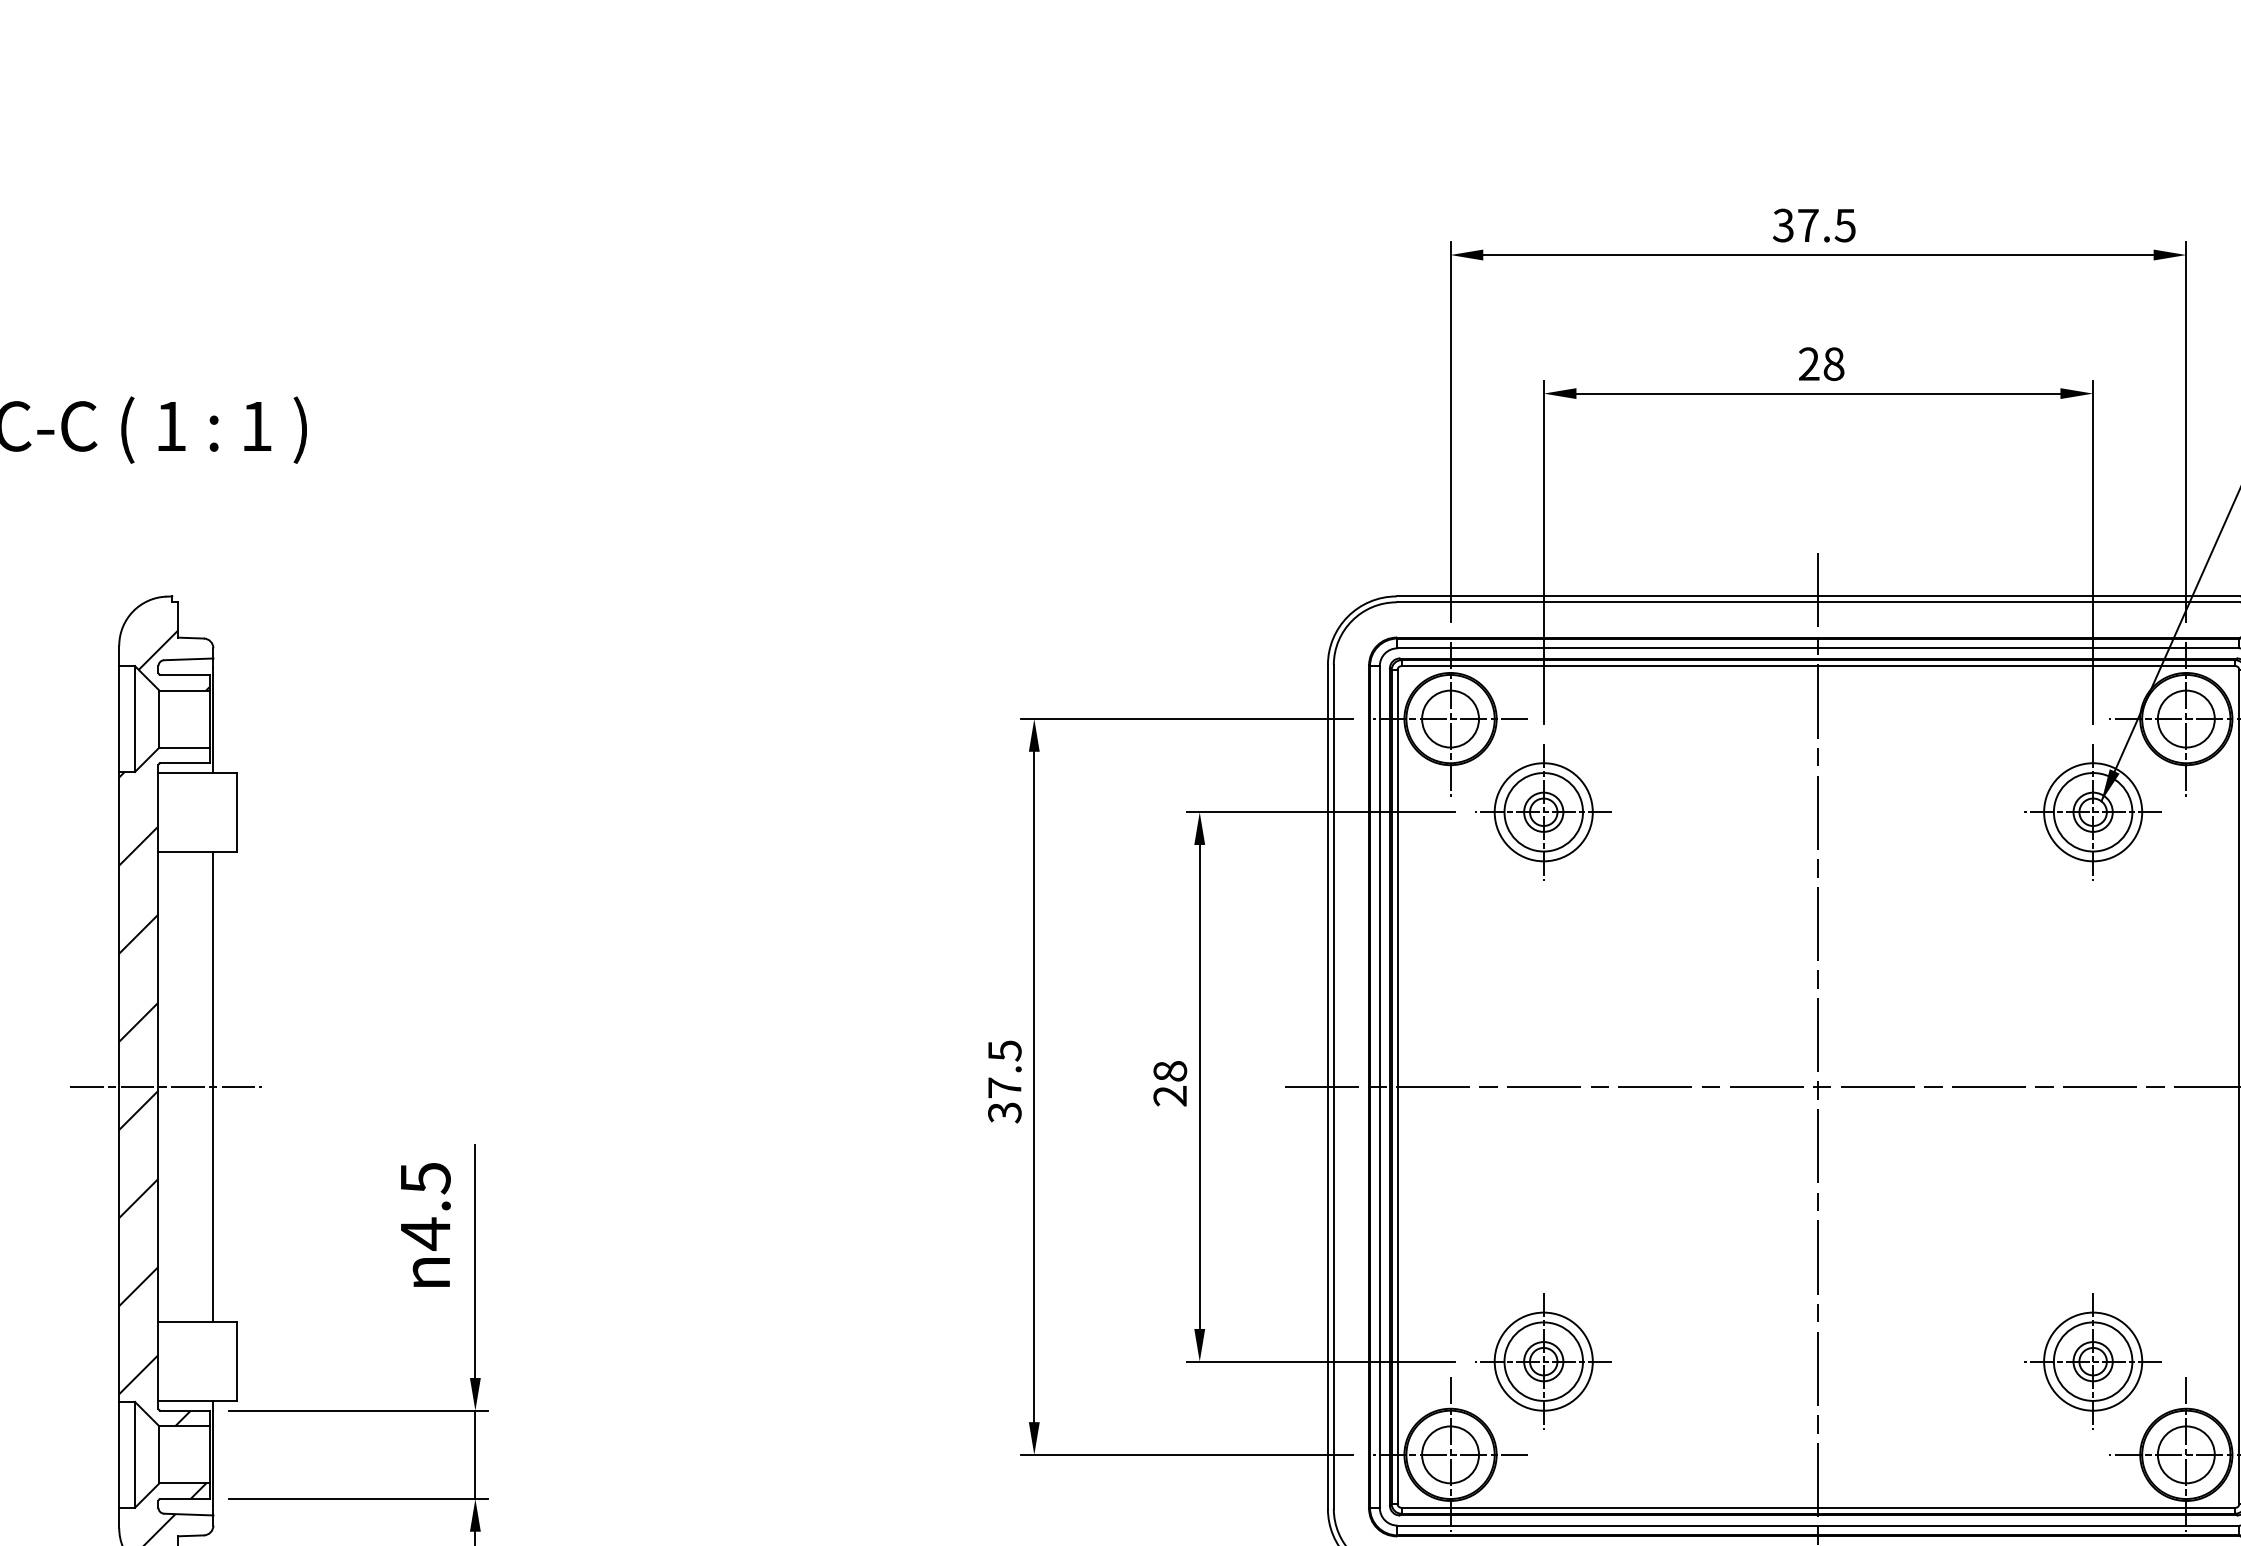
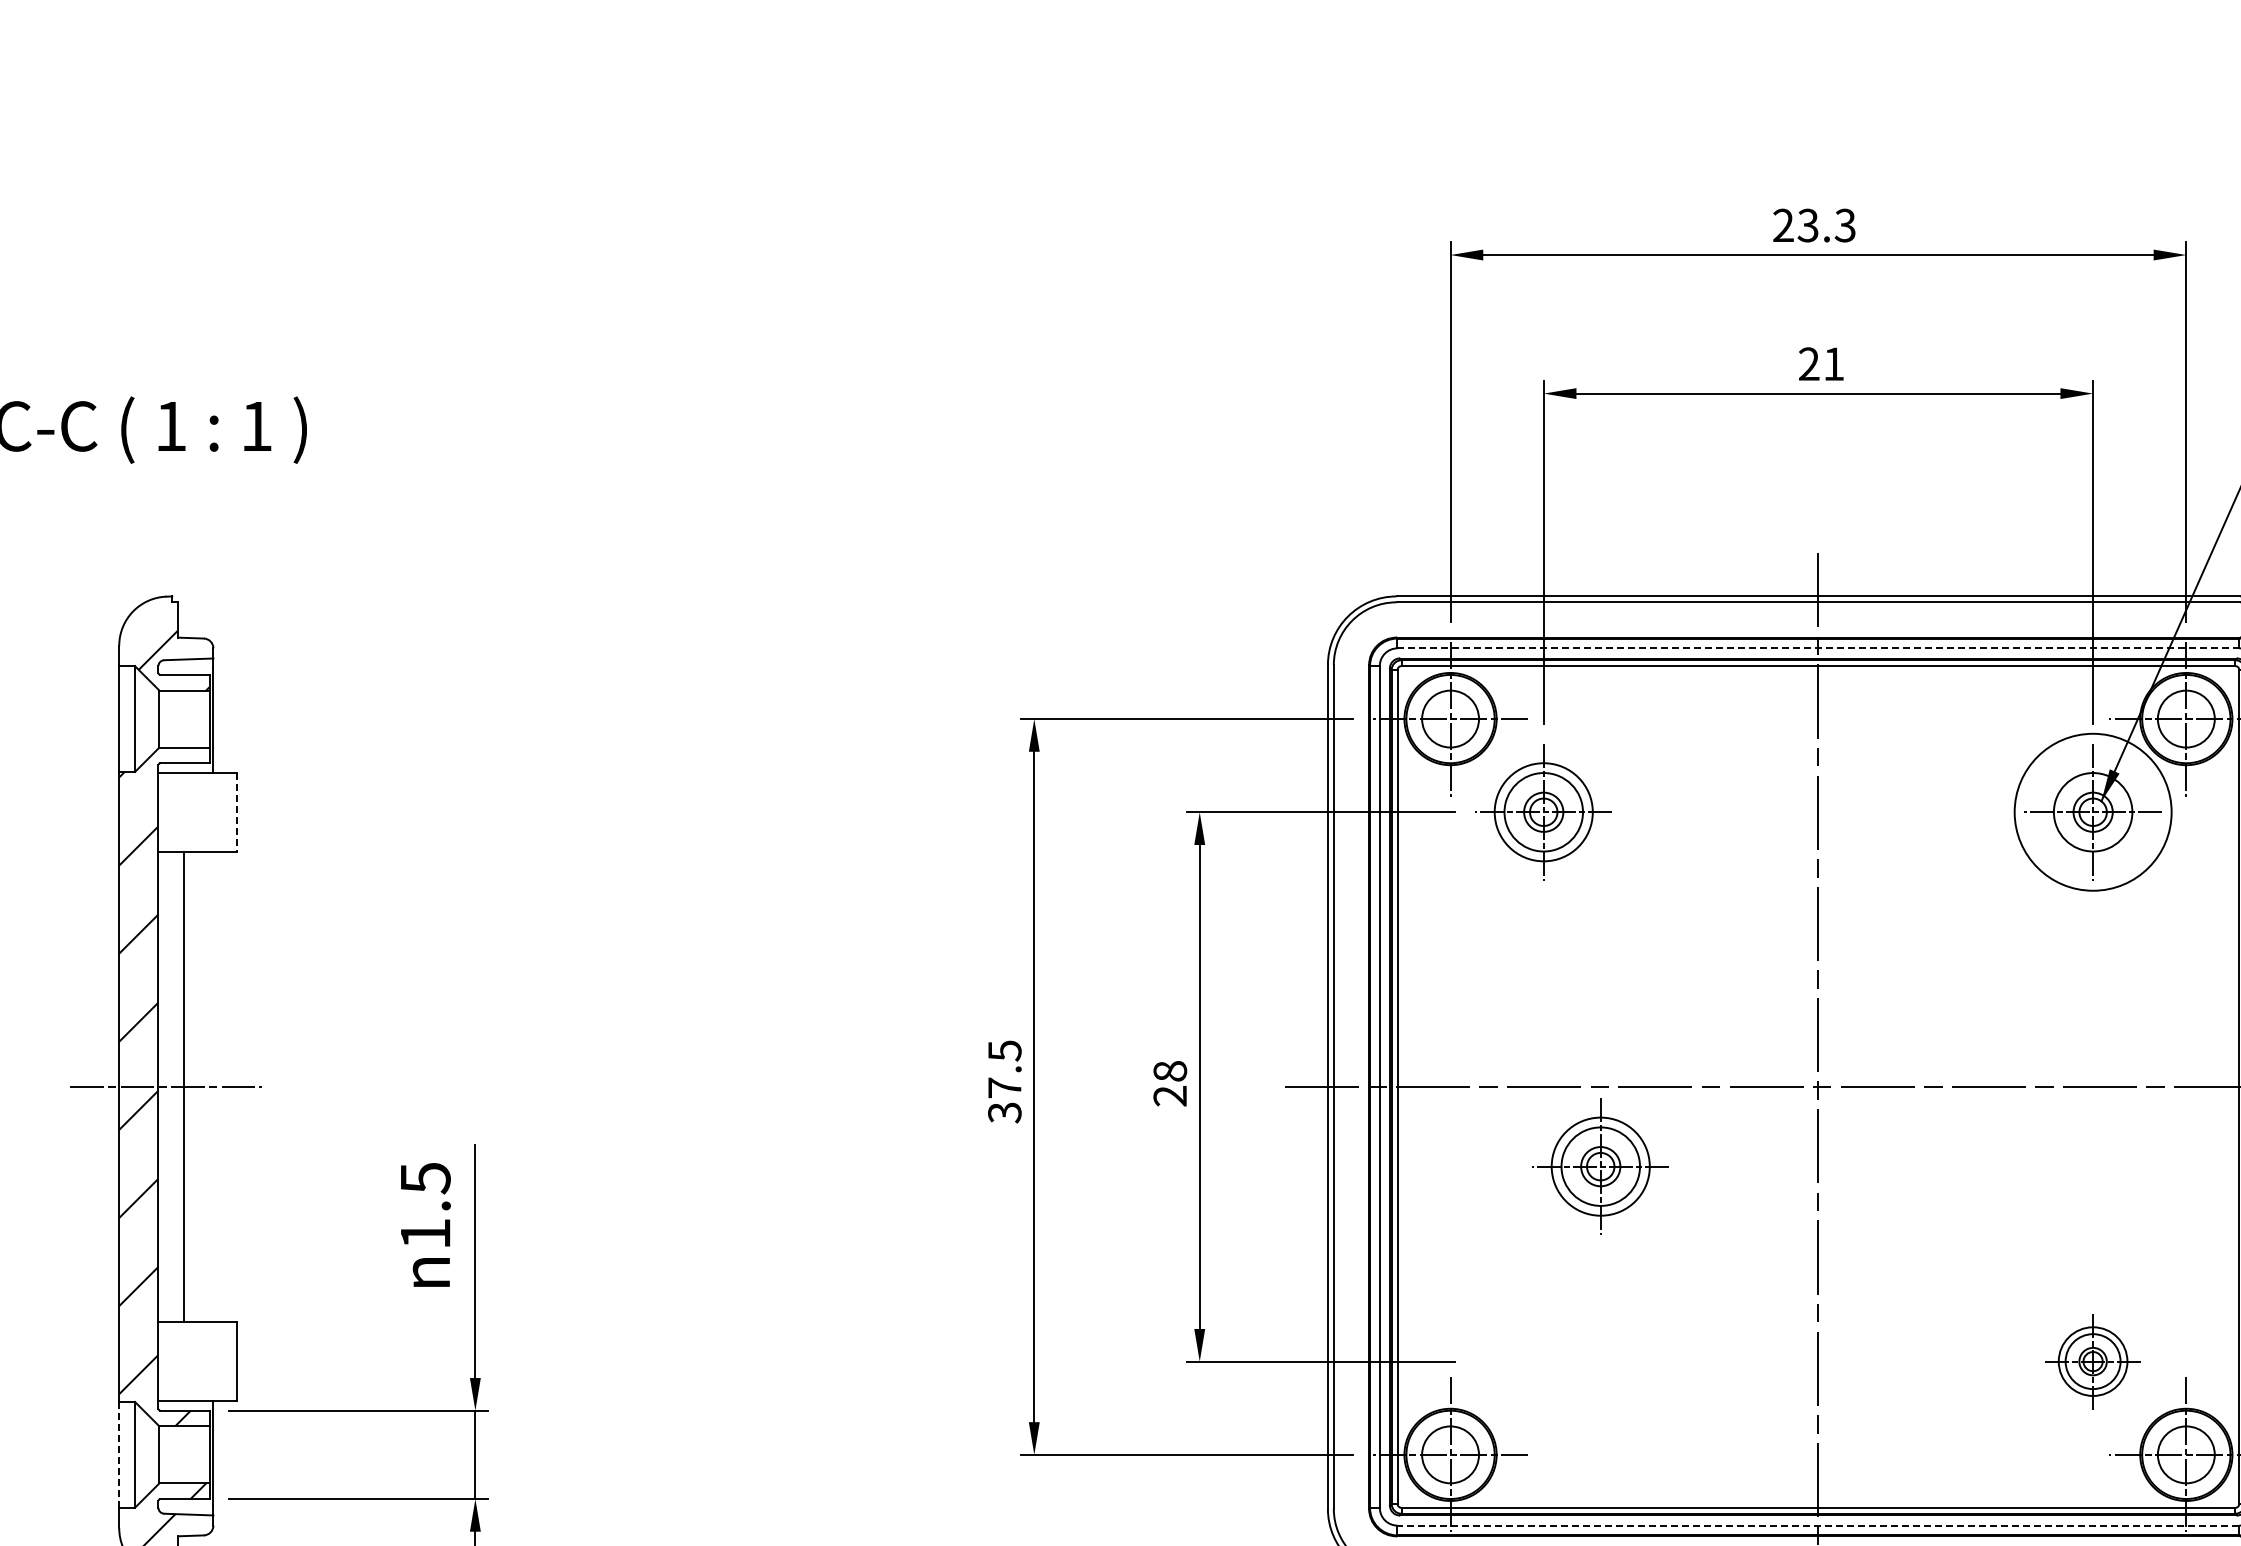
text: 37.5 -> 23.3 (1814, 225)
text: 28 -> 21 (1833, 364)
line: solid -> dashed (1818, 648)
line: solid -> dashed (236, 812)
circle diameter: 98 px -> 157 px (2092, 811)
line position: (213, 1086) -> (184, 1086) (184, 1086)
text: 4.5 -> 1.5 (425, 1233)
part position: (1543, 1361) -> (1600, 1166) (1600, 1166)
part size: 138x137 px -> 96x96 px (2092, 1361)
line: solid -> dashed (119, 1454)
line: solid -> dashed (1818, 1525)
